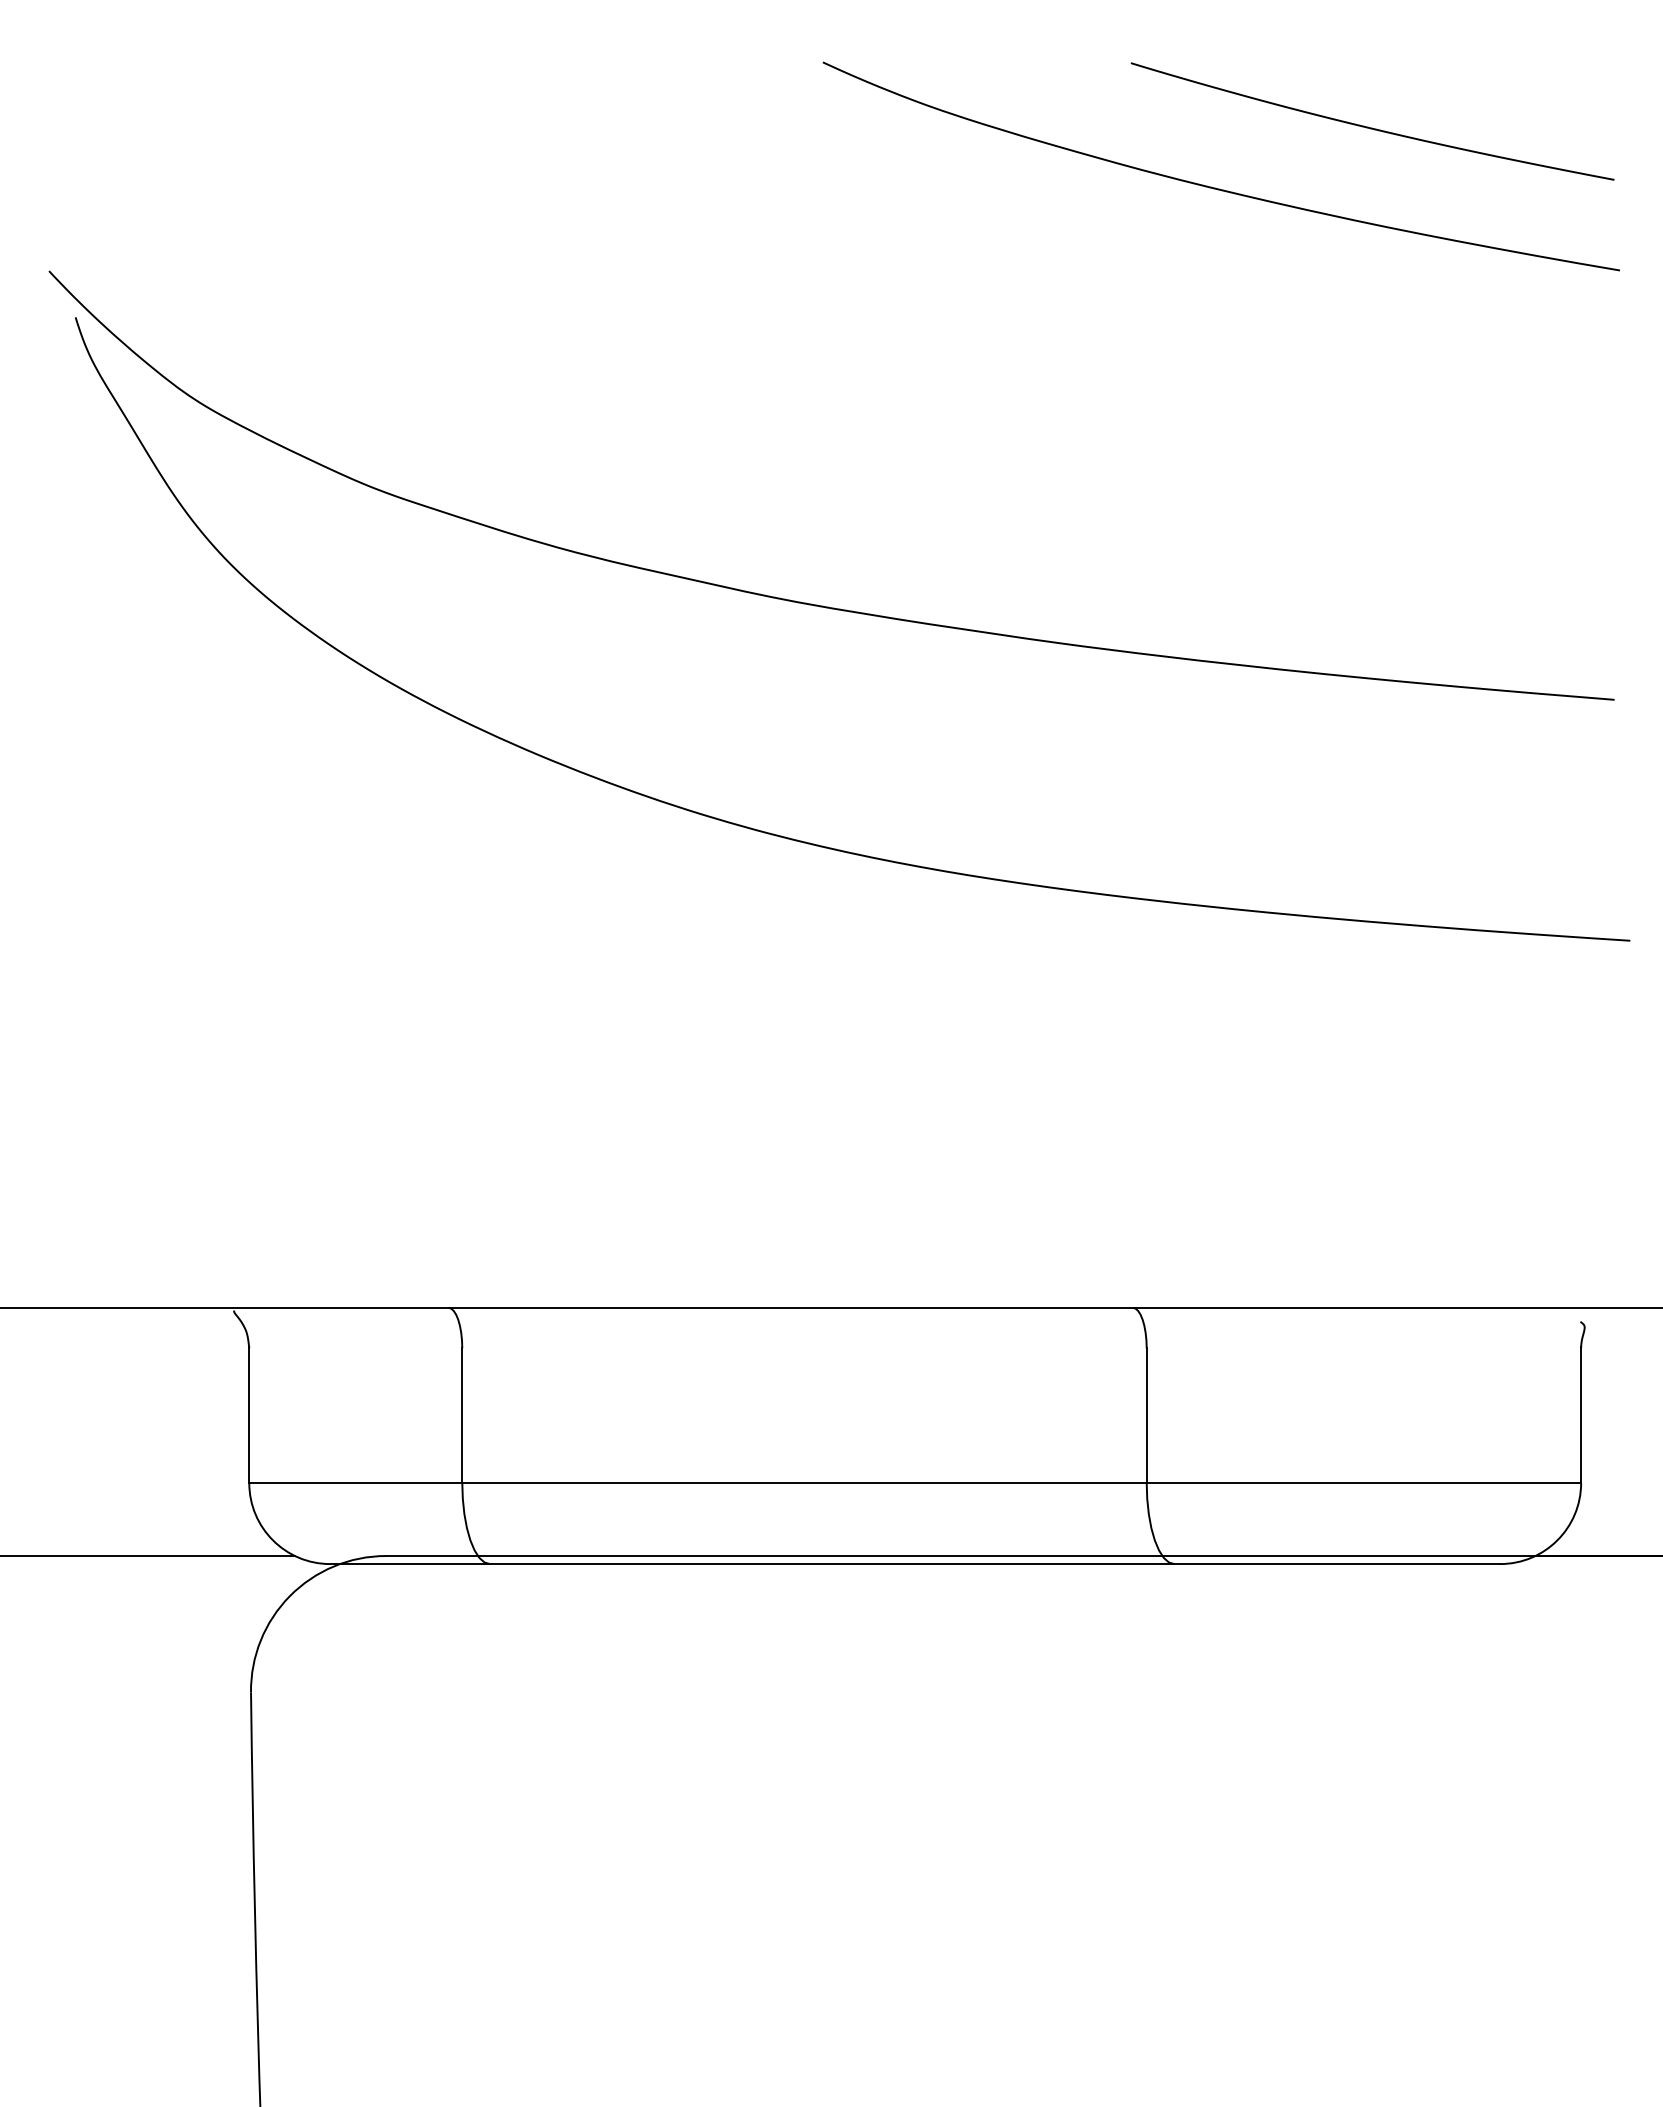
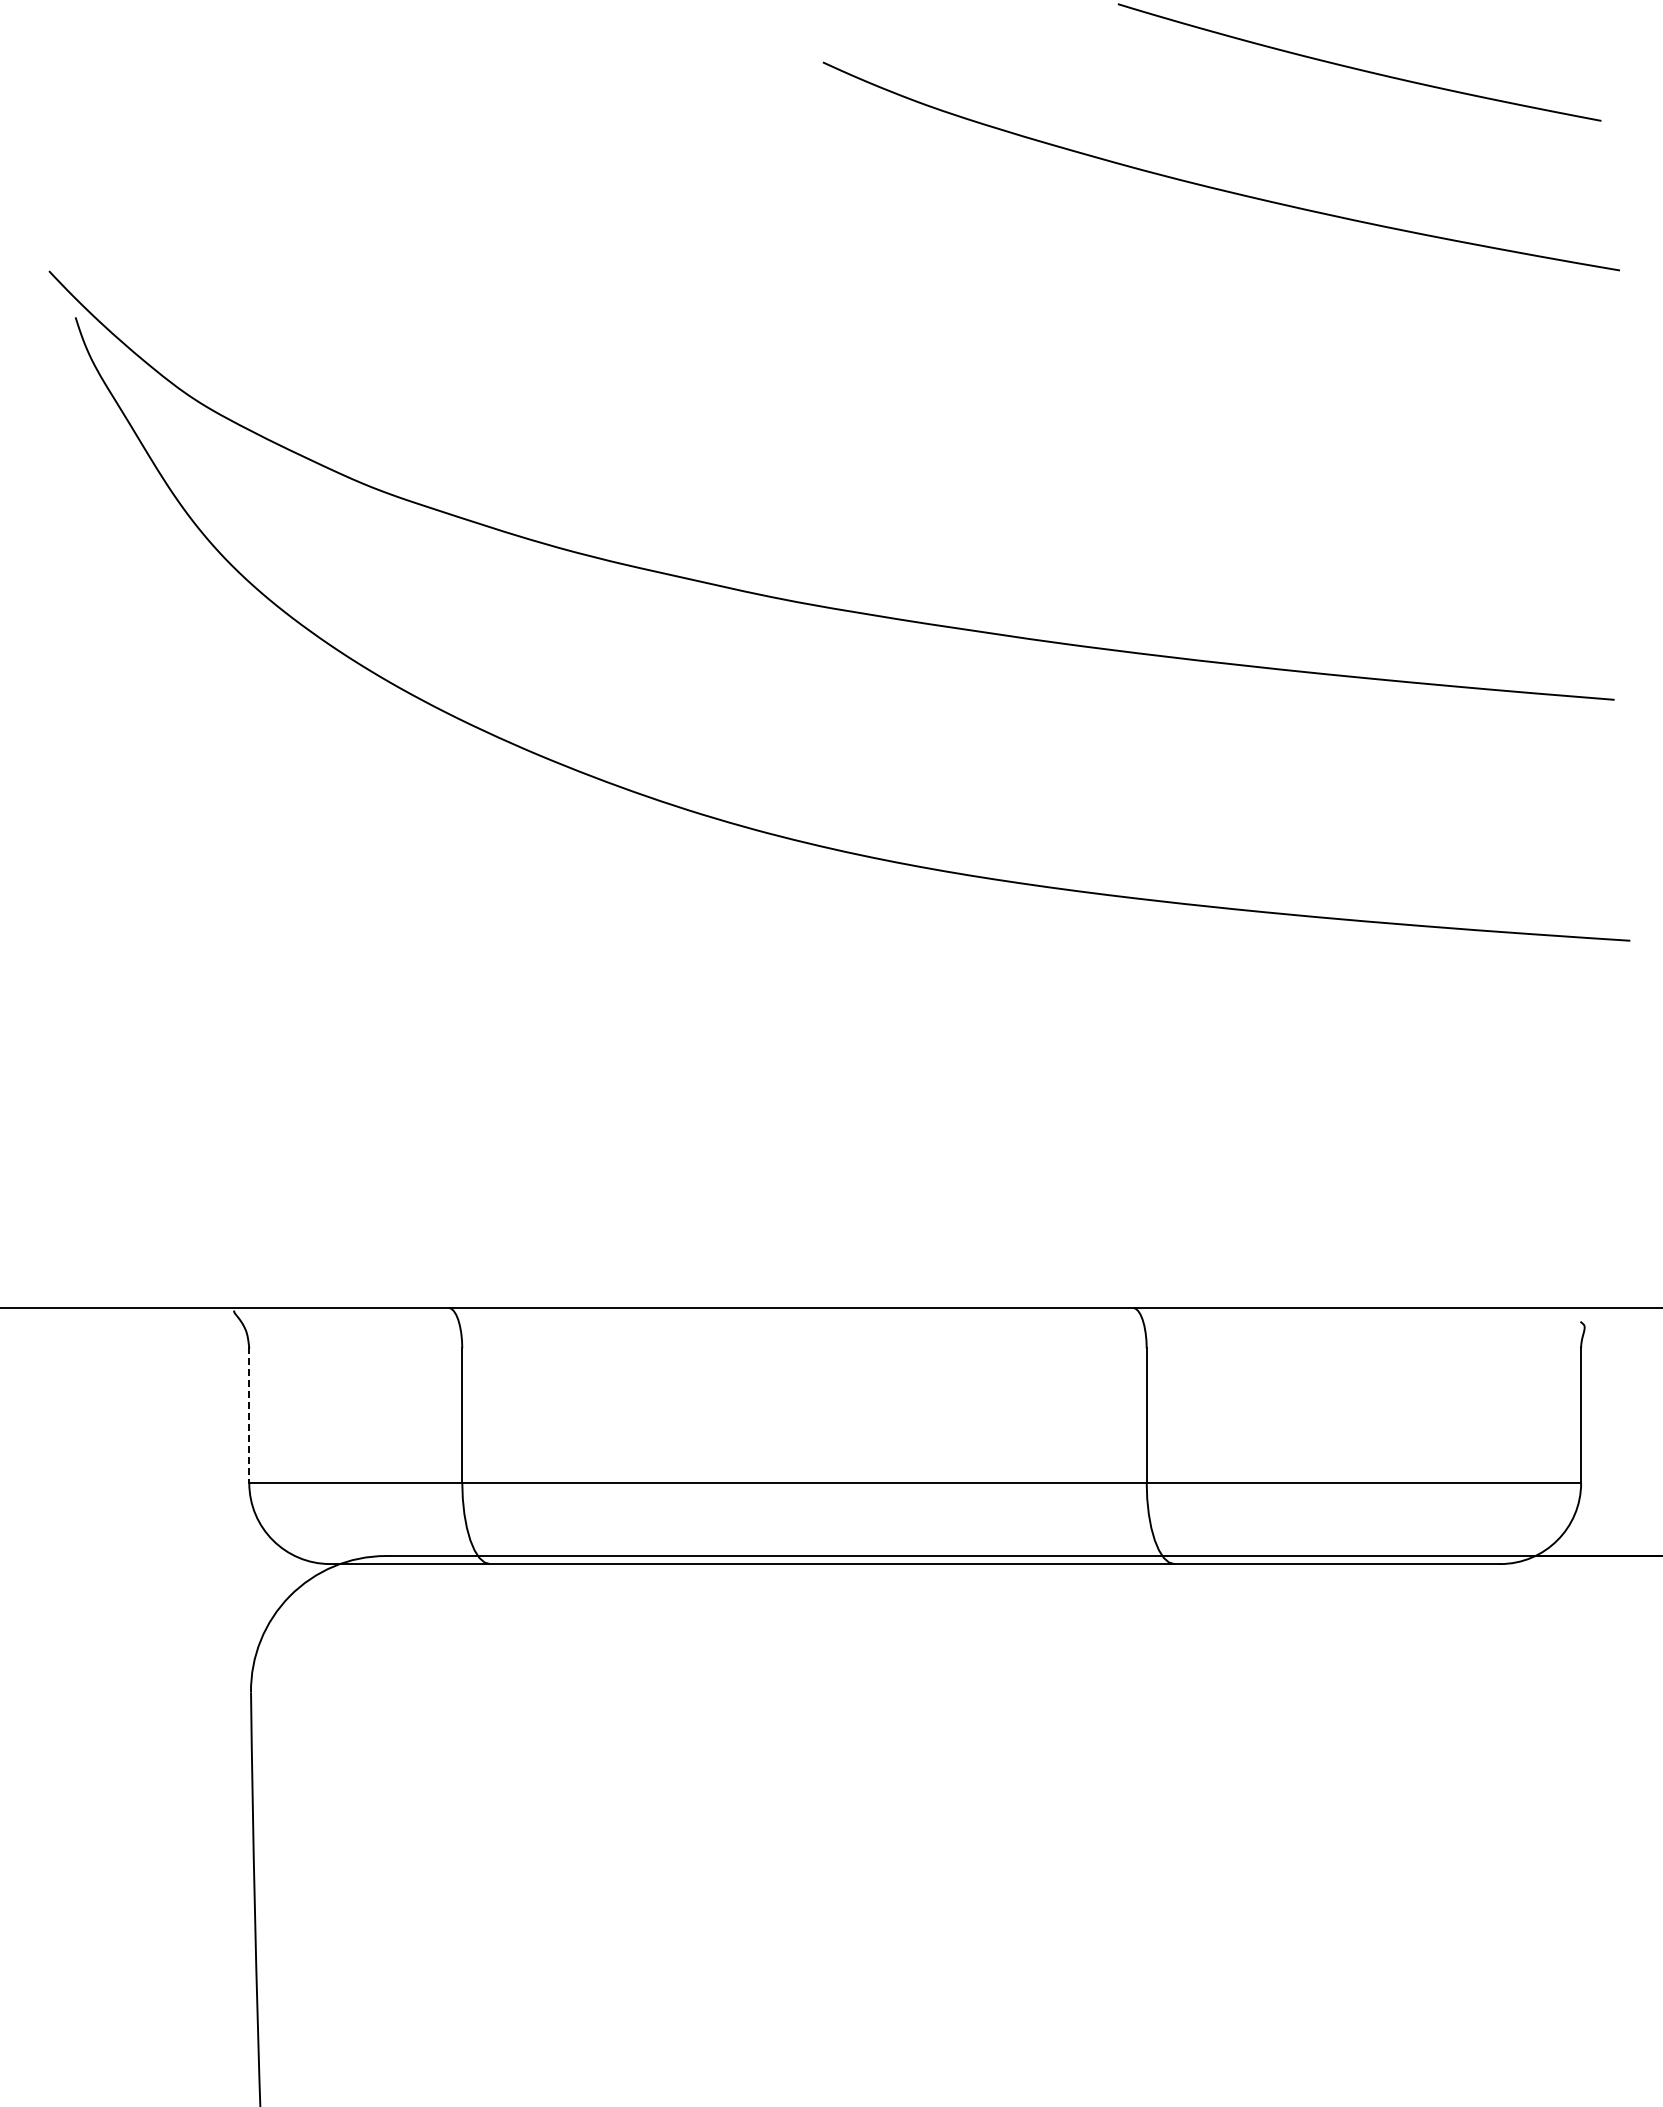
curve position: (1372, 127) -> (1359, 68) (1359, 68)
line: solid -> dashed (249, 1415)
line: present -> none (148, 1556)
